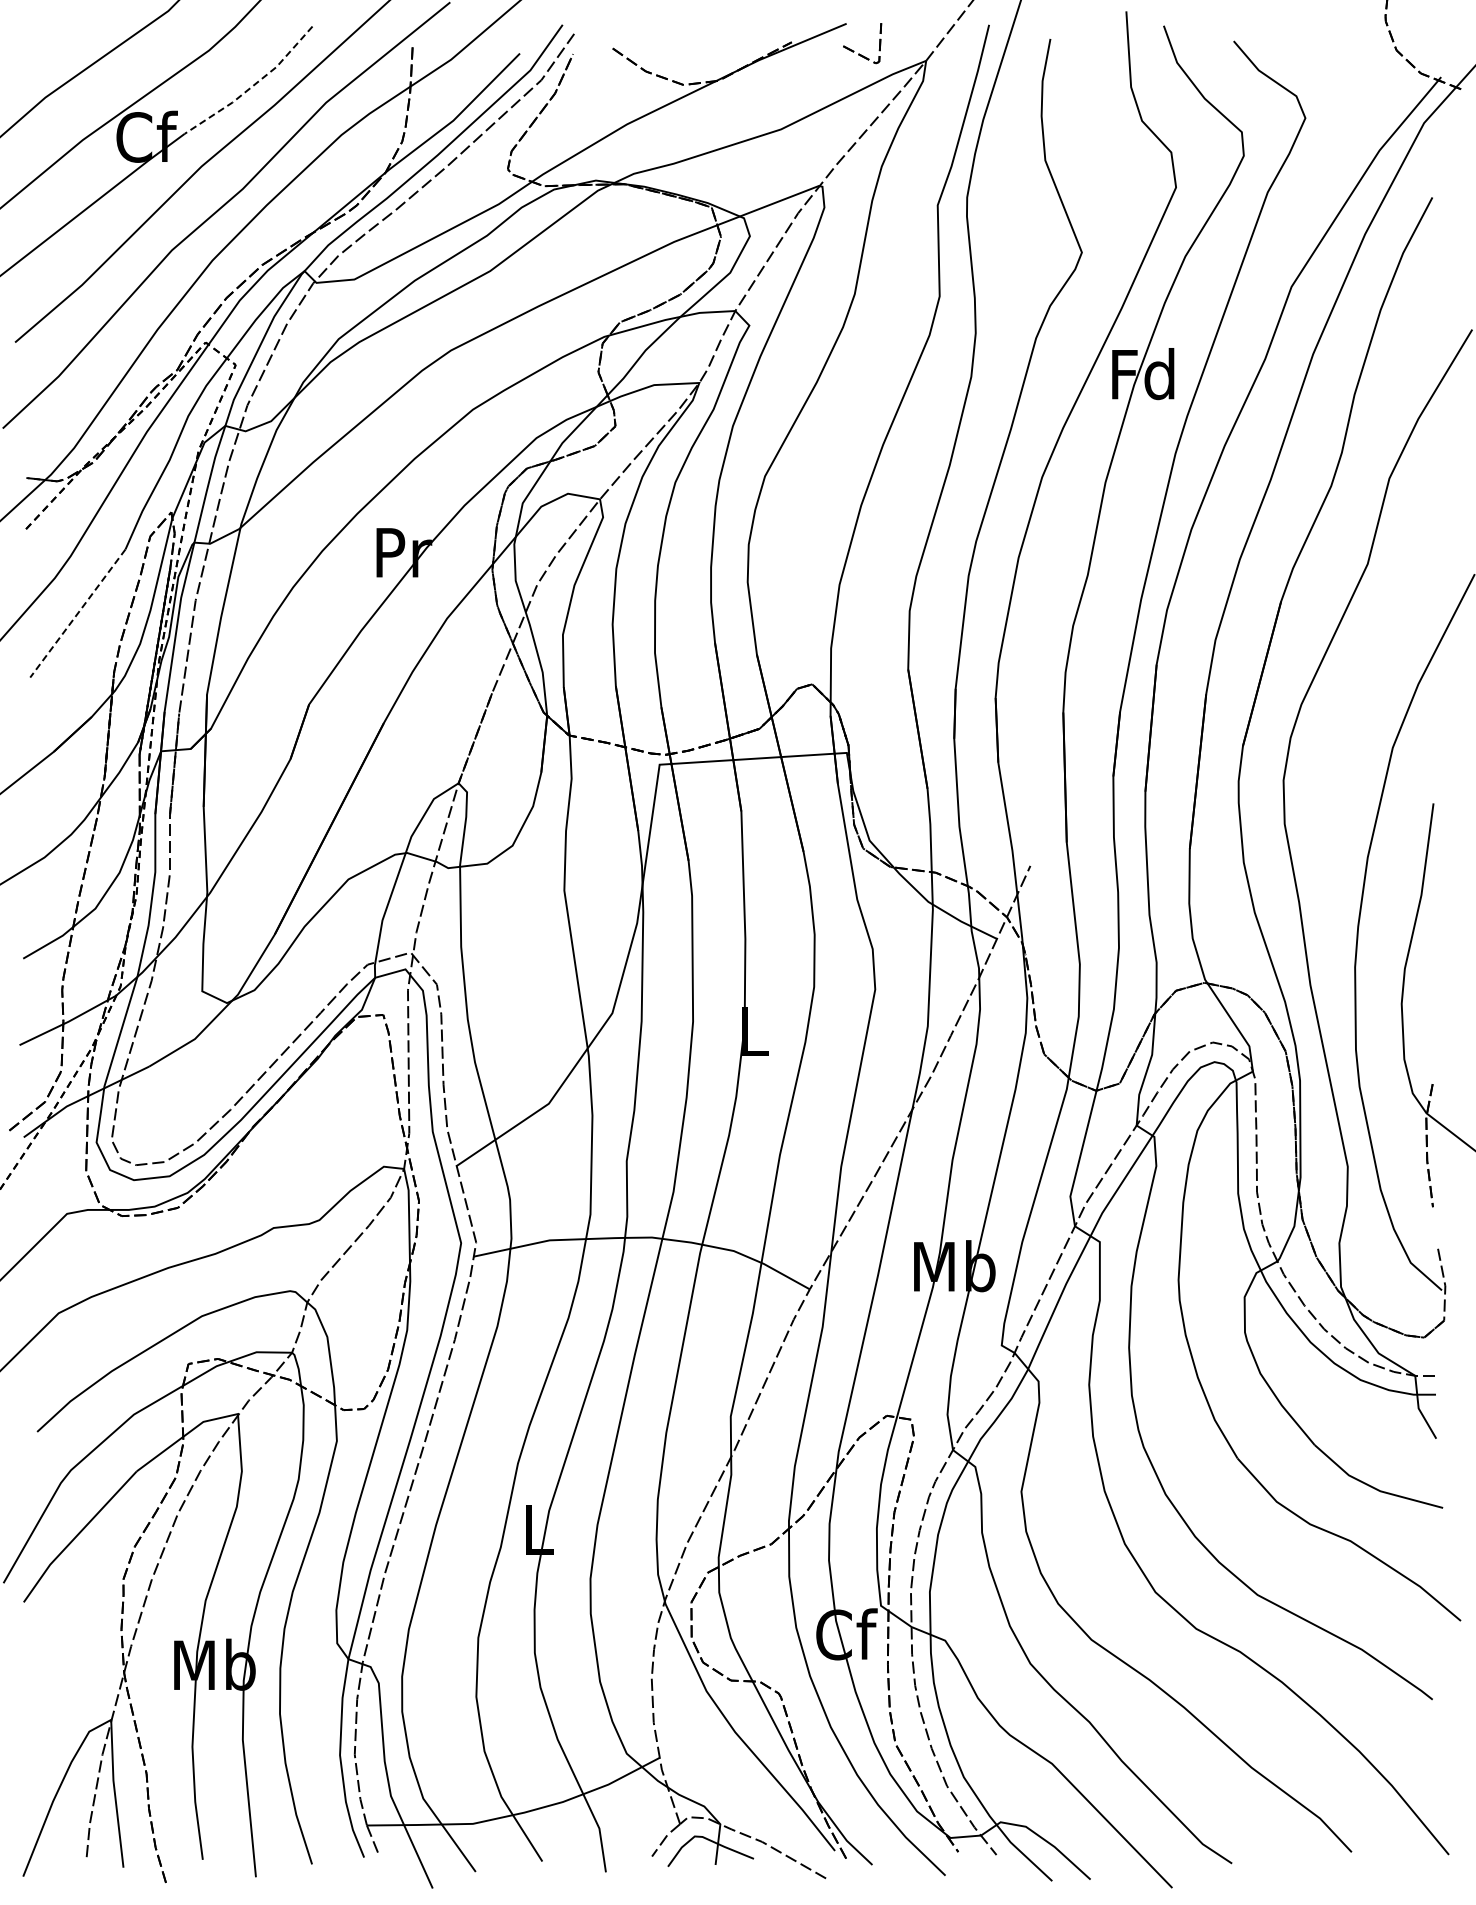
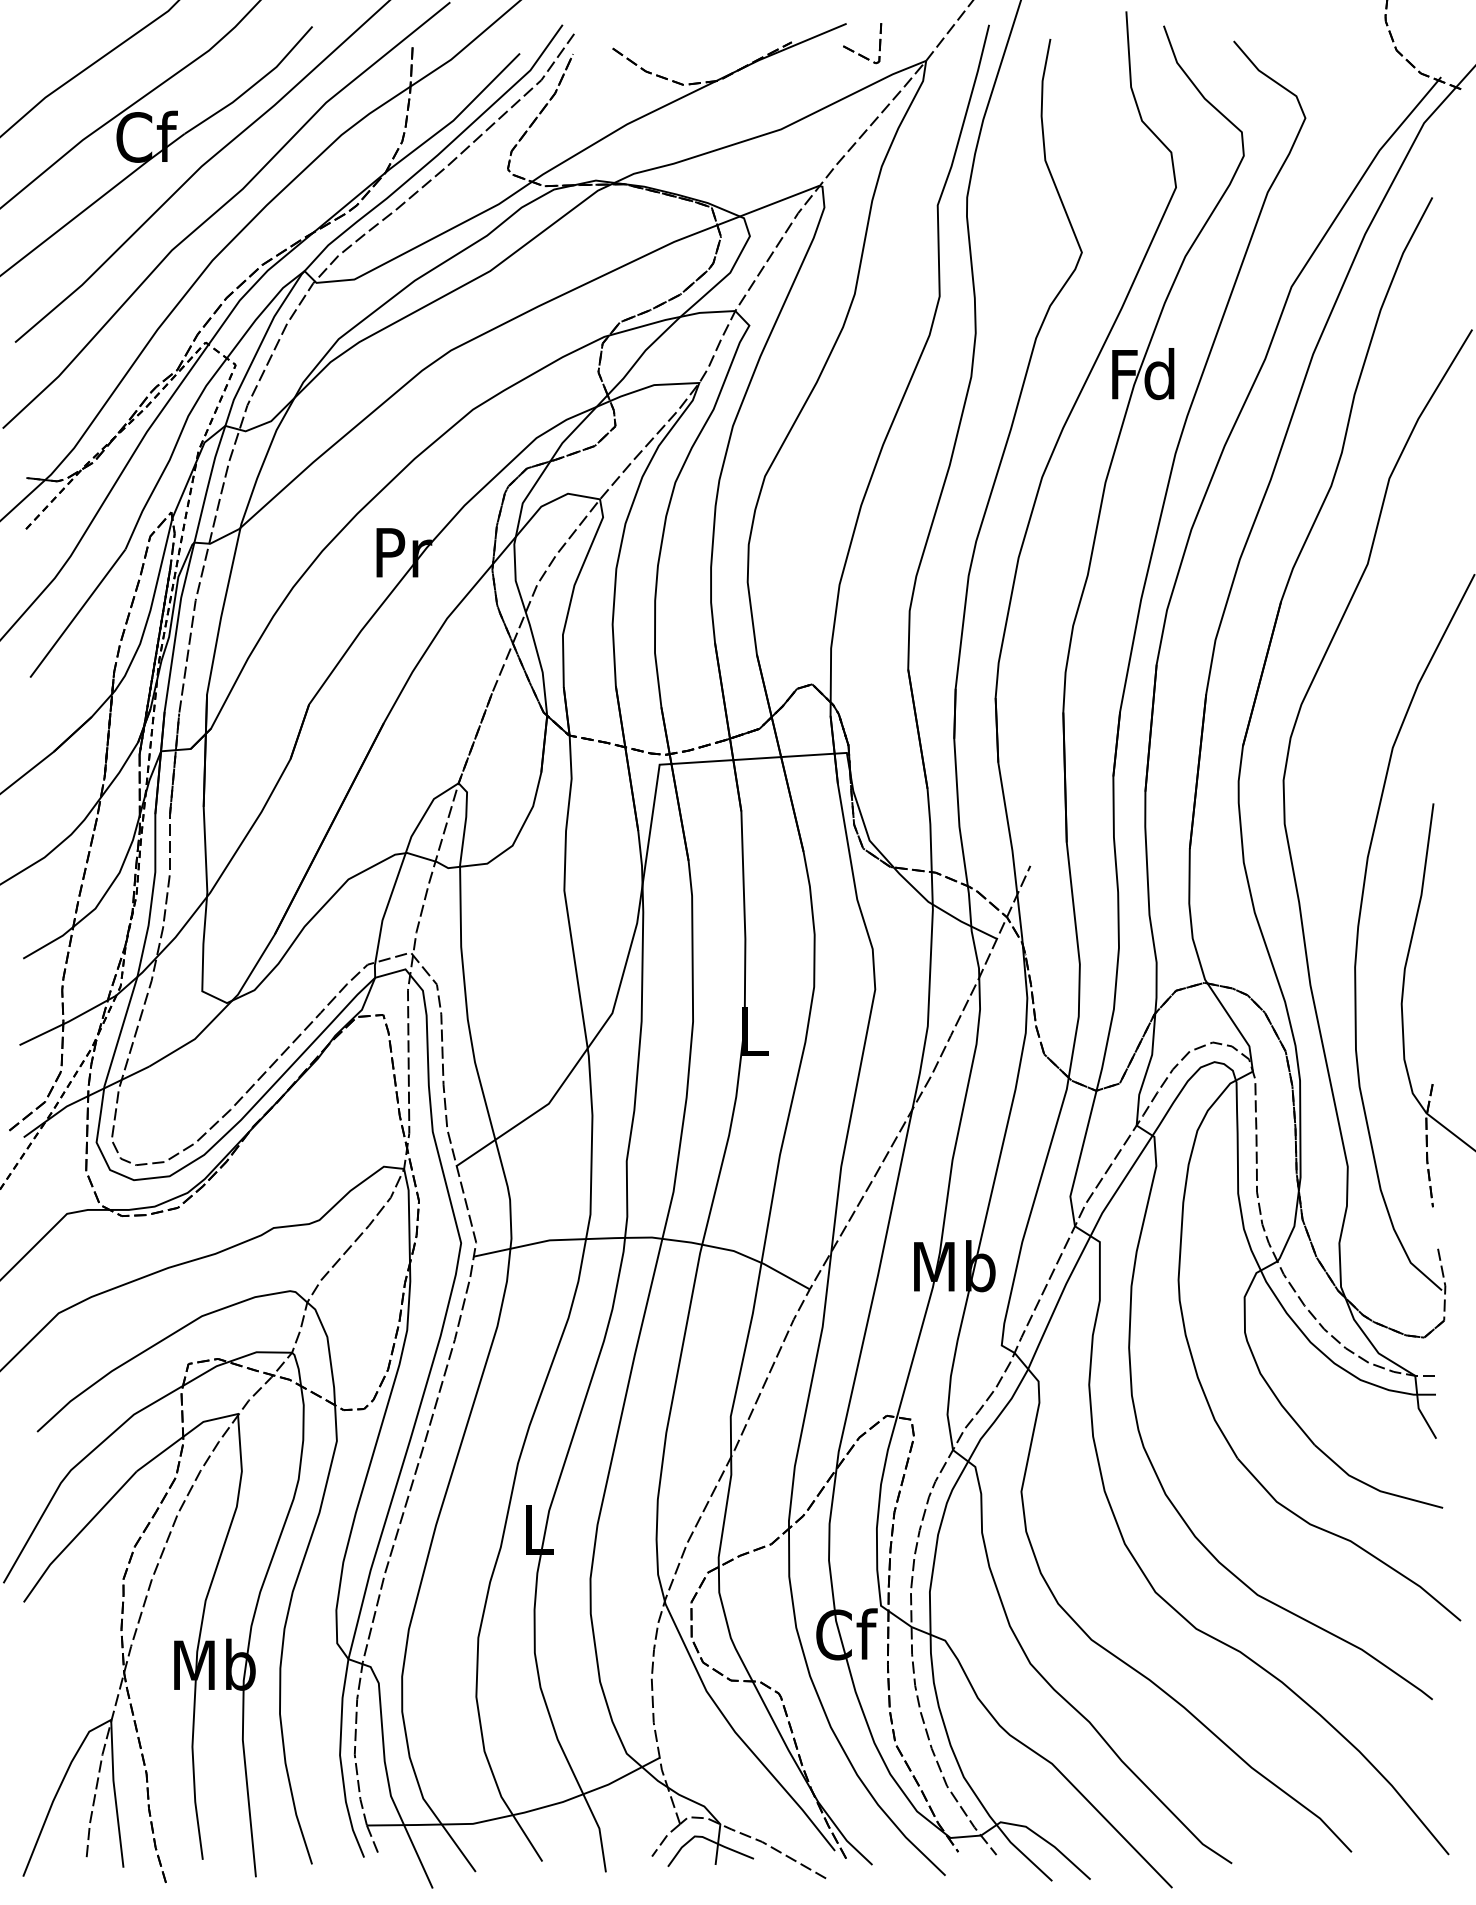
line: dashed -> solid (253, 85)
line: dashed -> solid (77, 613)
